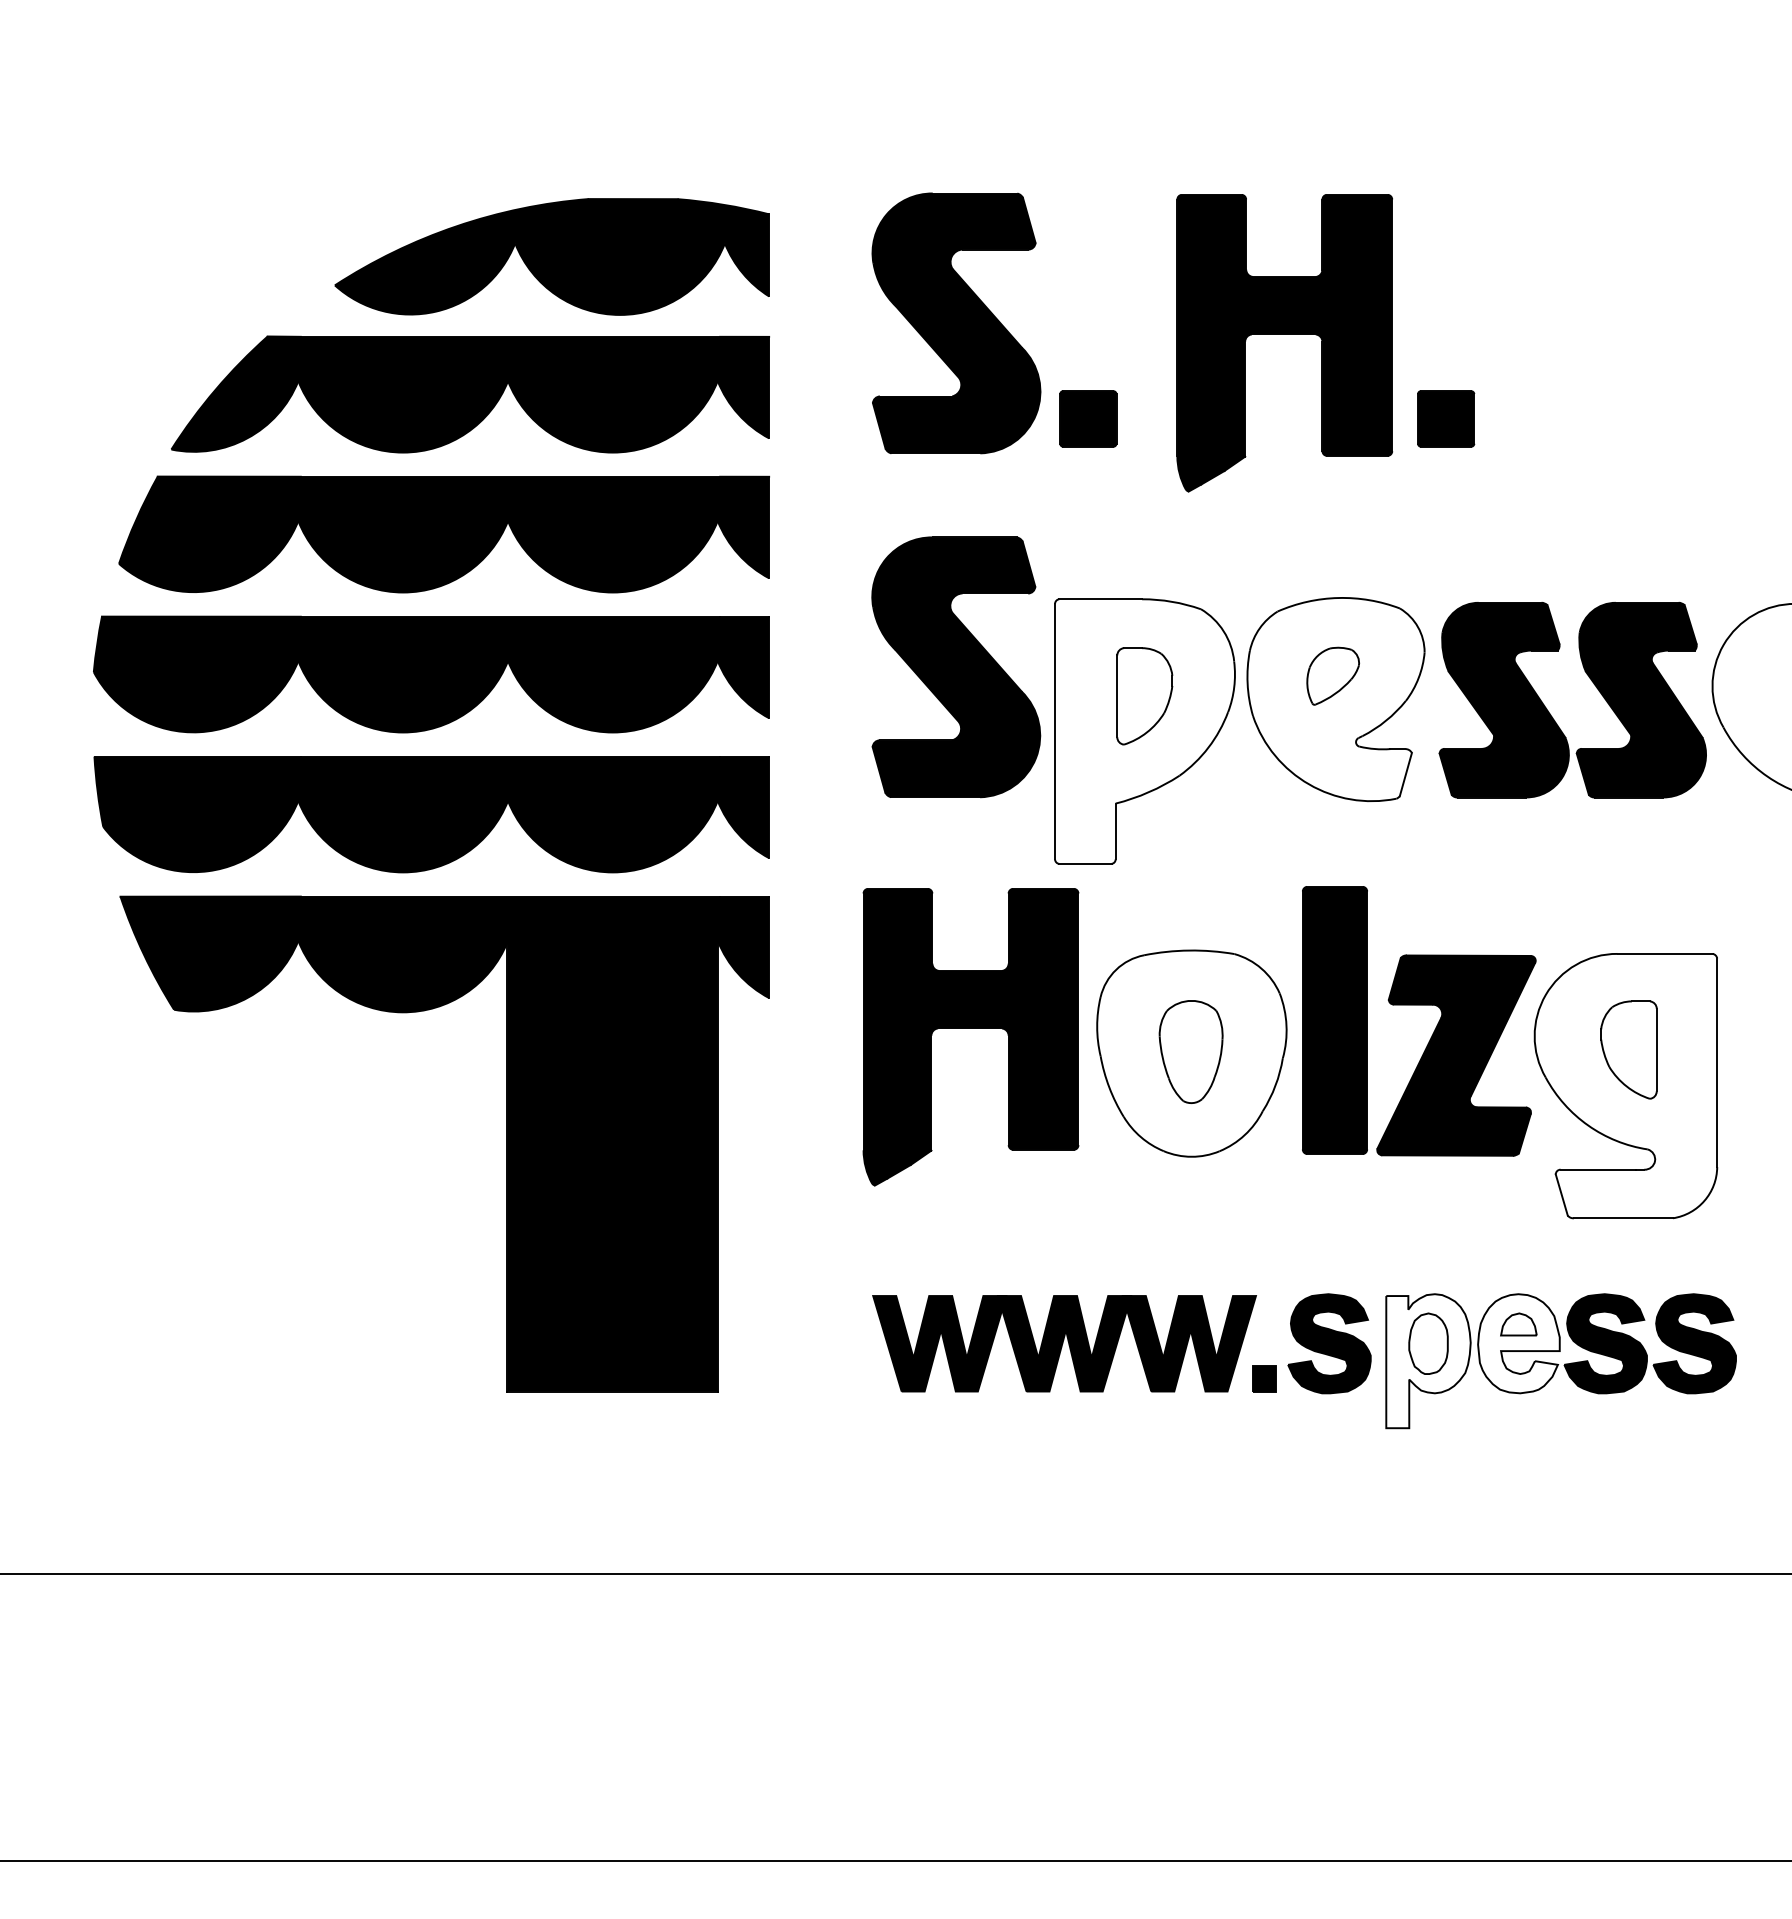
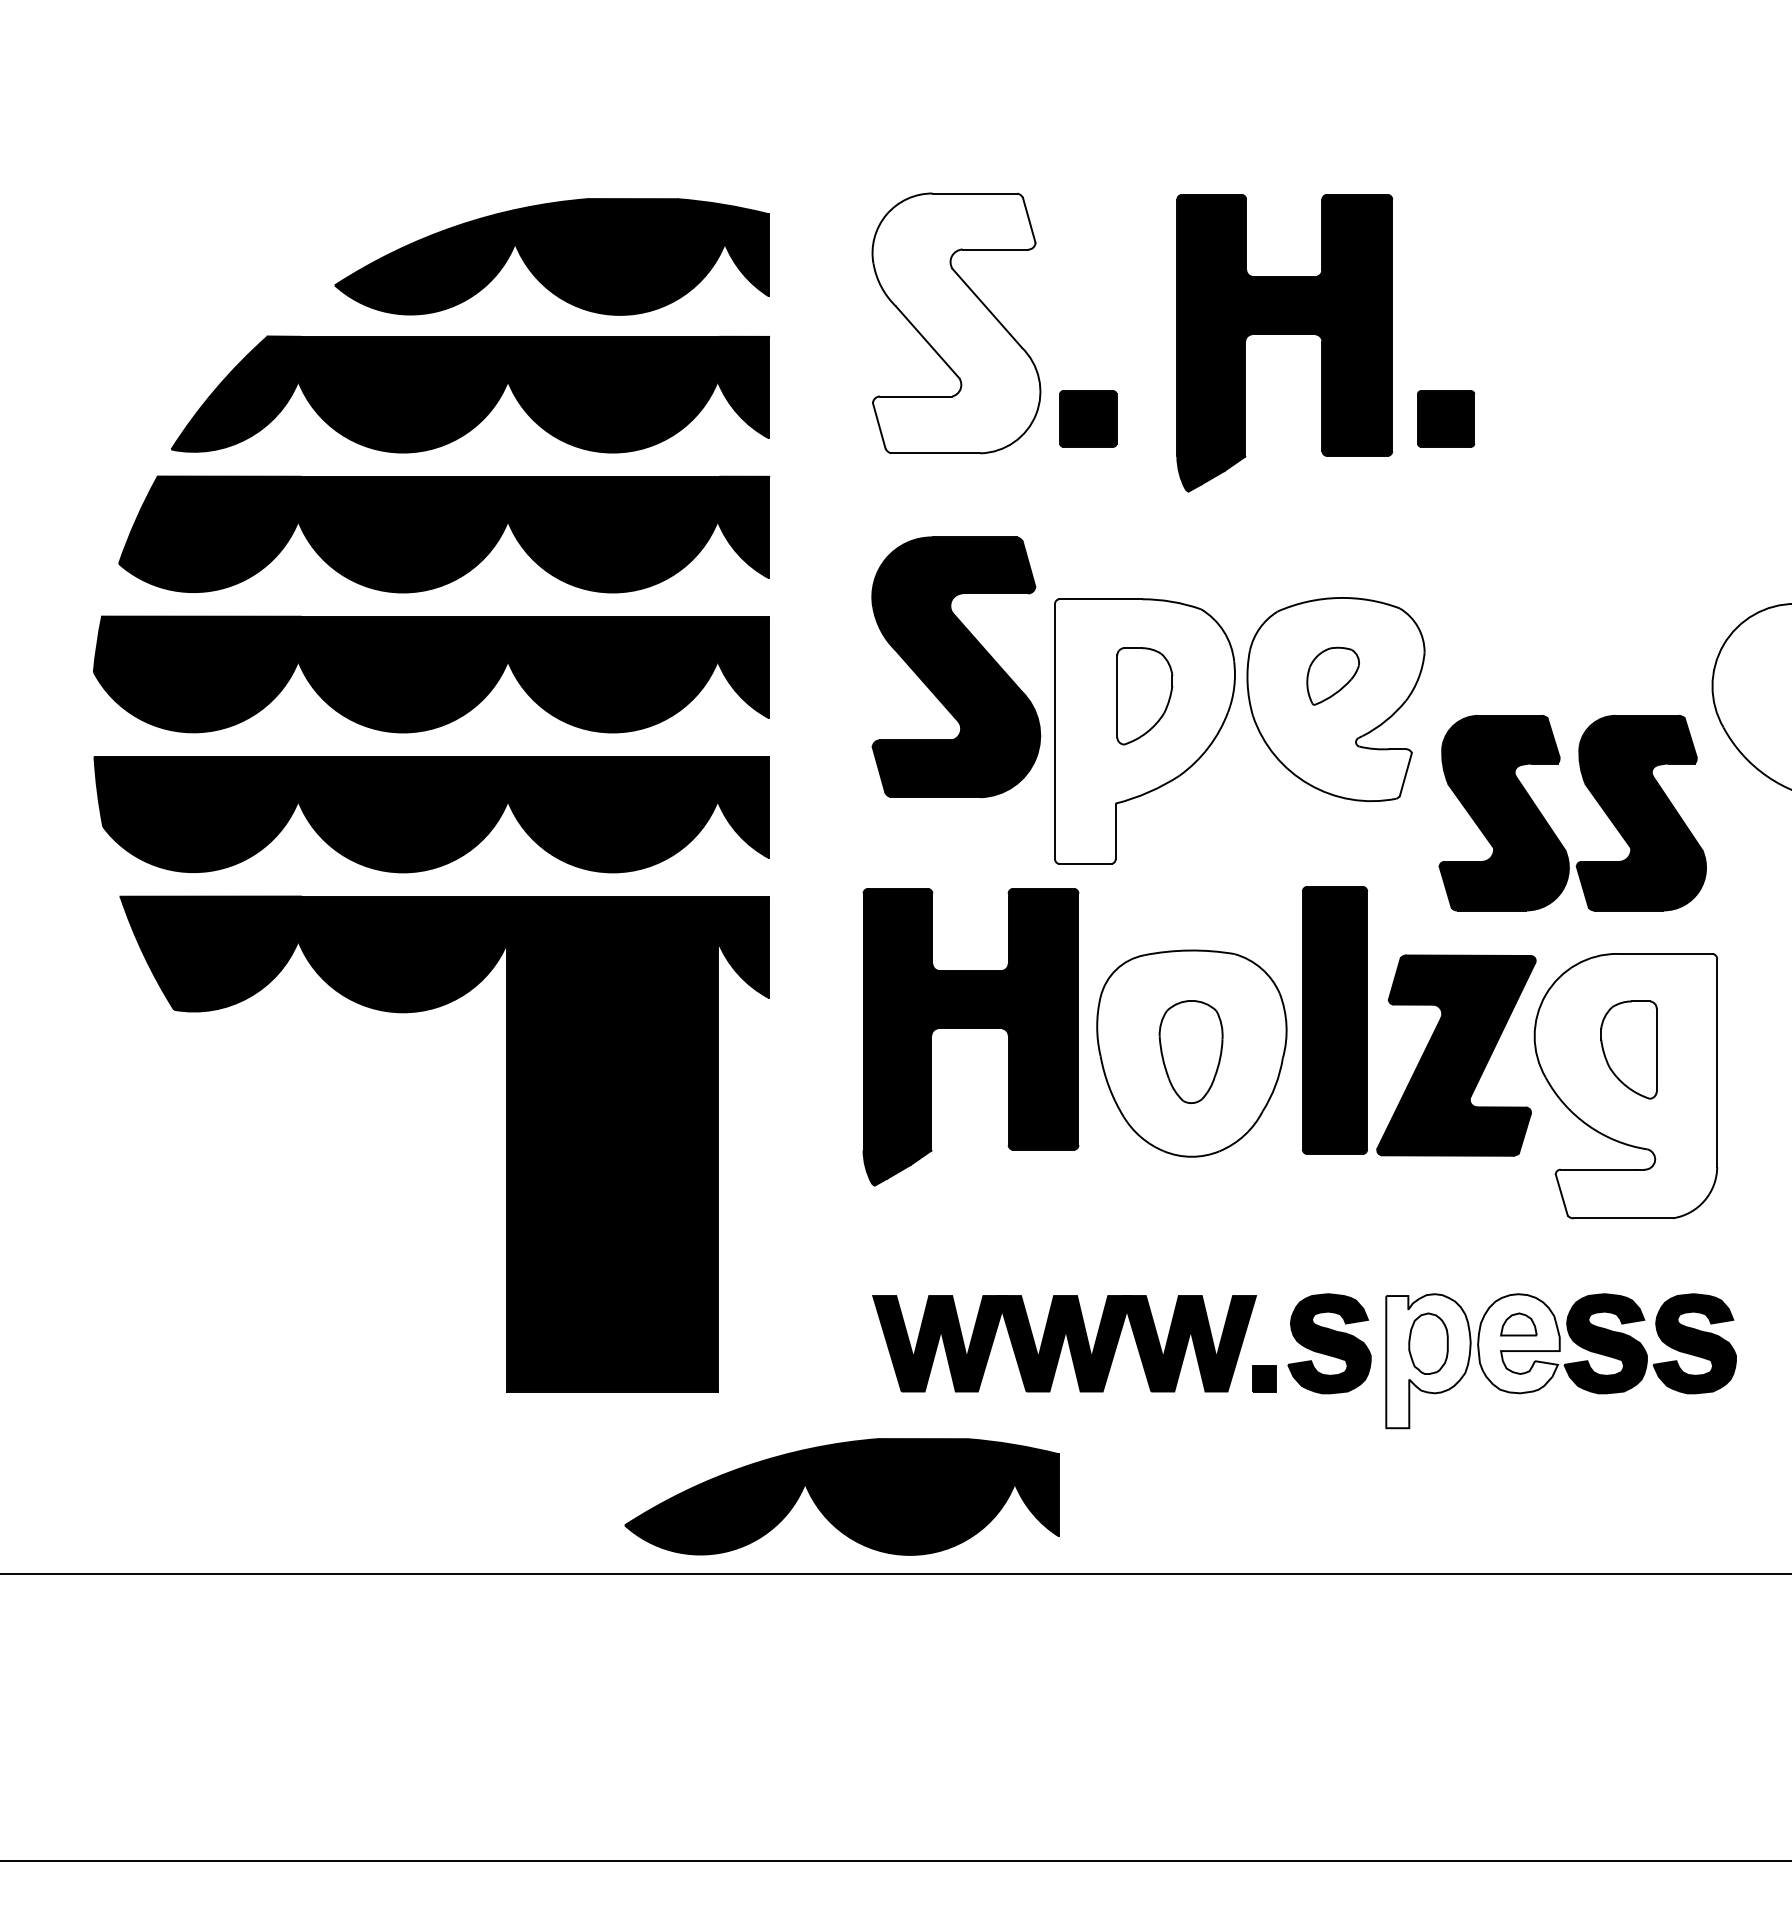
fill: present -> none (956, 323)
part position: (1593, 684) -> (1593, 797) (1593, 797)
part: none -> present (841, 1496)
